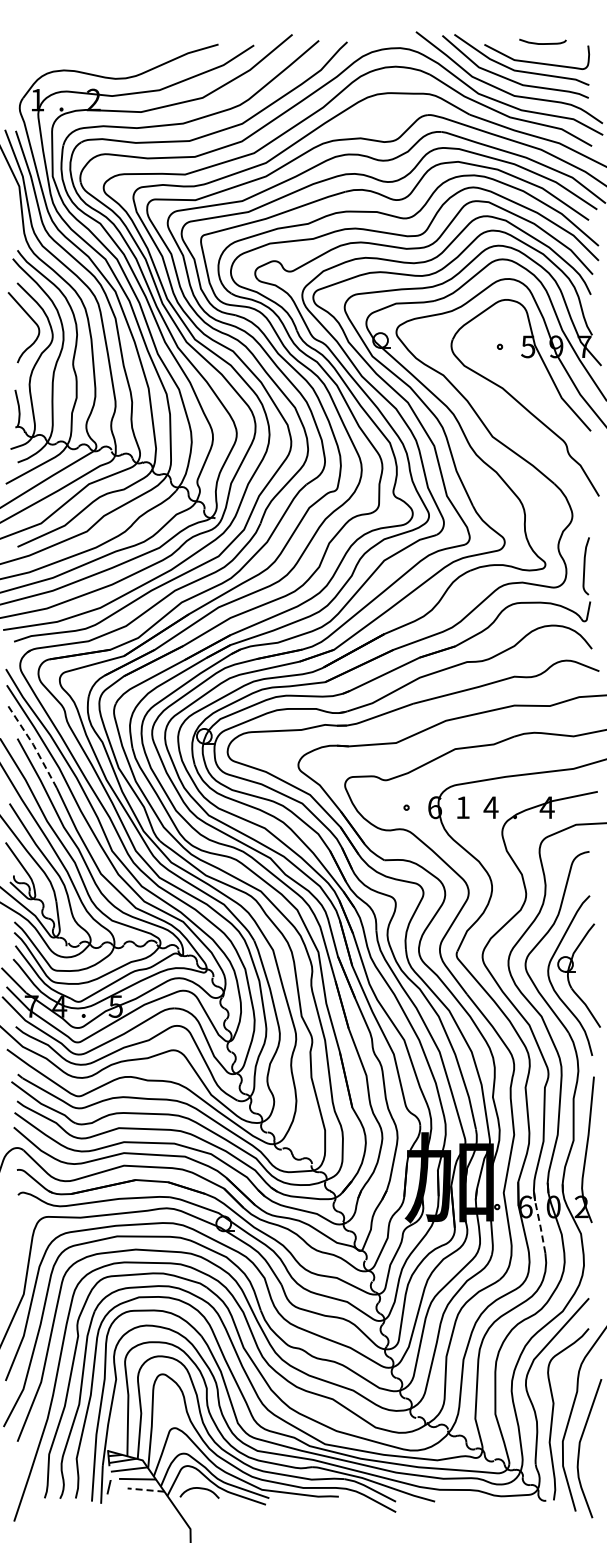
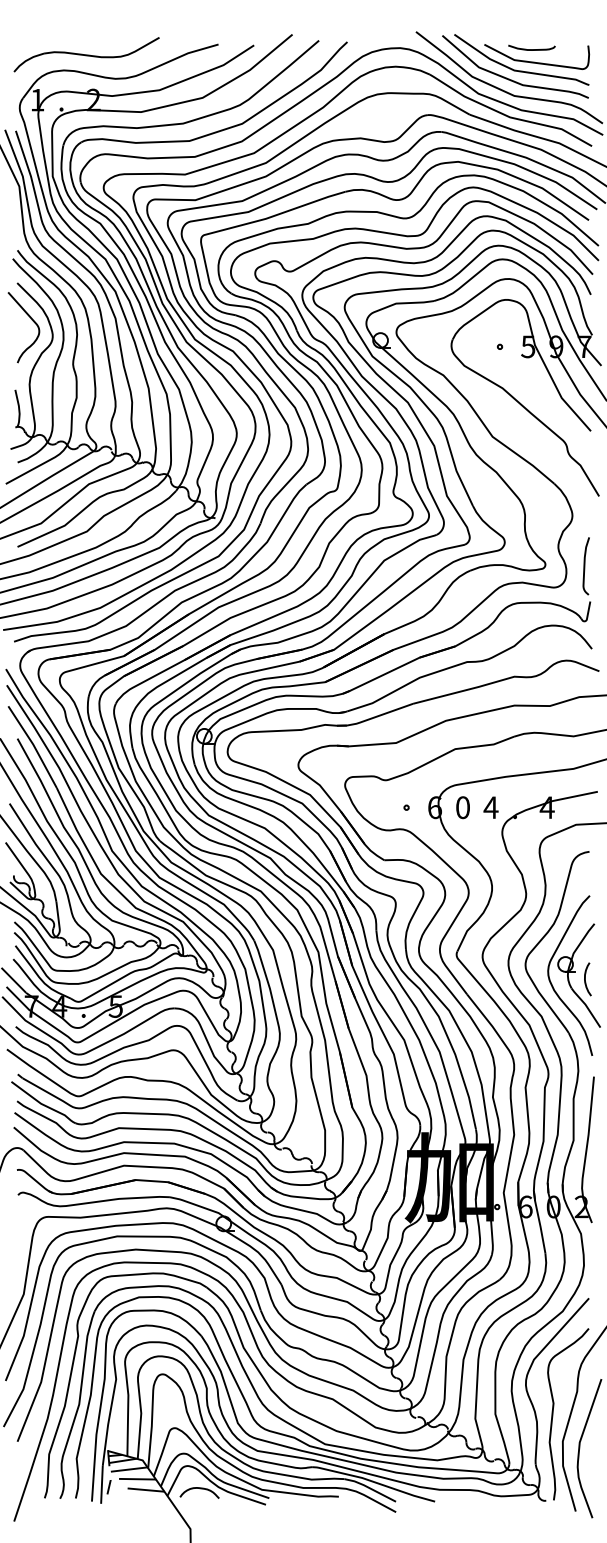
curve position: (542, 43) -> (531, 49) (531, 49)
part: none -> present (86, 54)
line: dashed -> solid (33, 745)
text: 1 -> 0 (462, 807)
curve: none -> present (585, 979)
line: dashed -> solid (539, 1221)
line: dashed -> solid (145, 1490)
